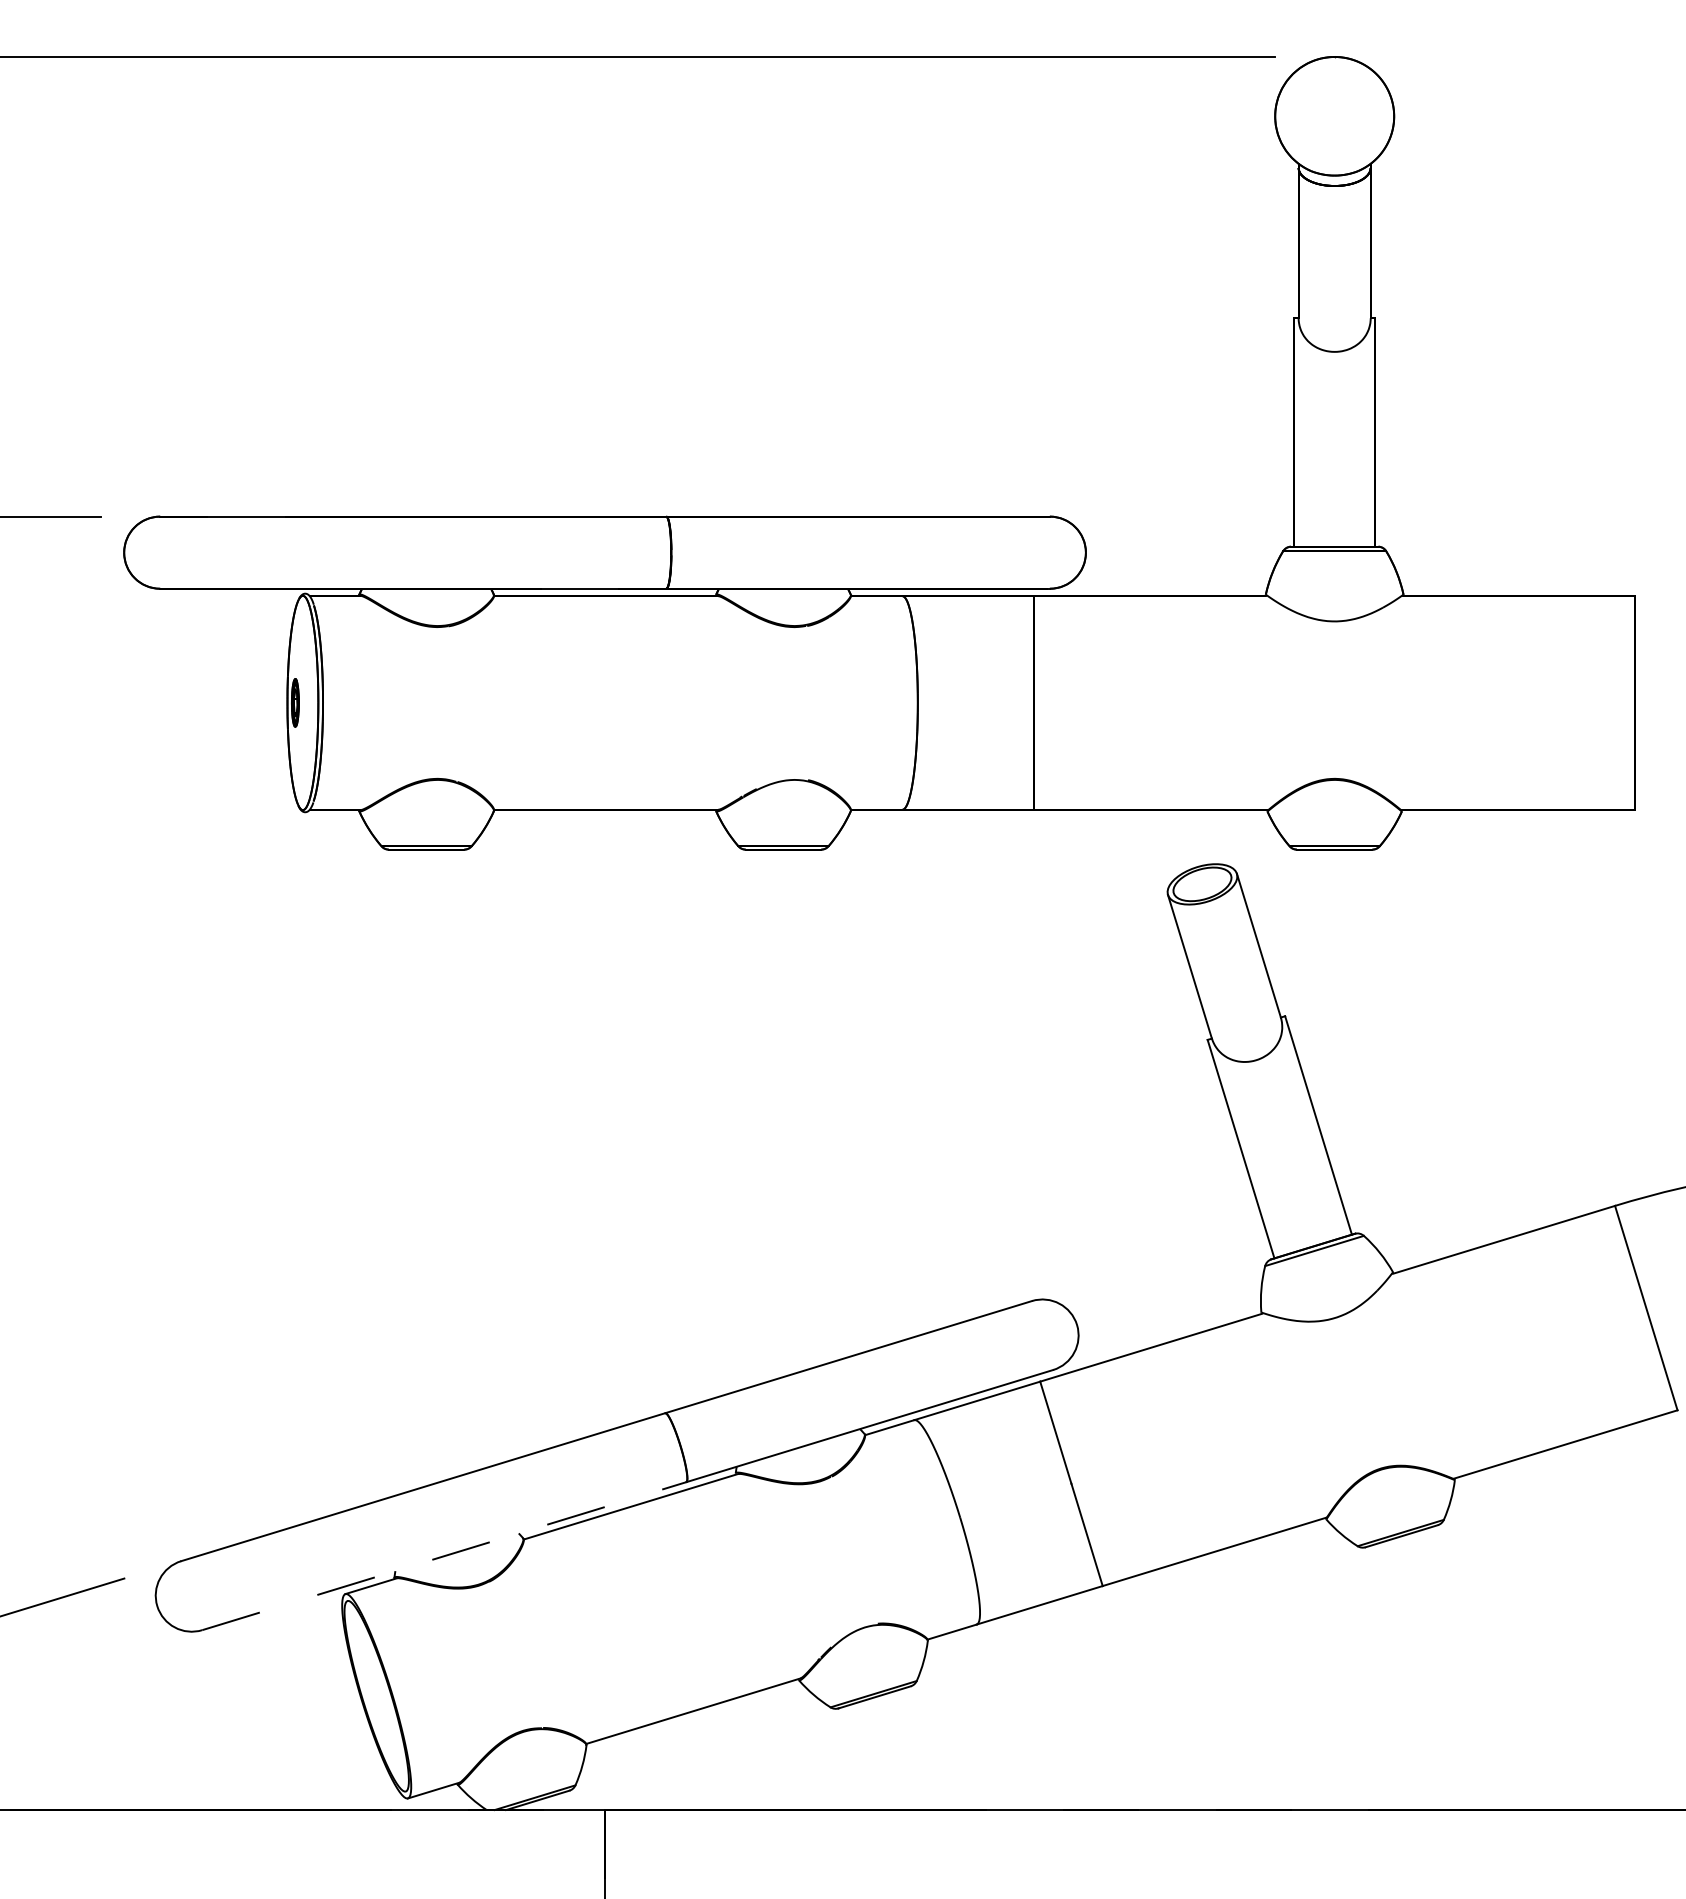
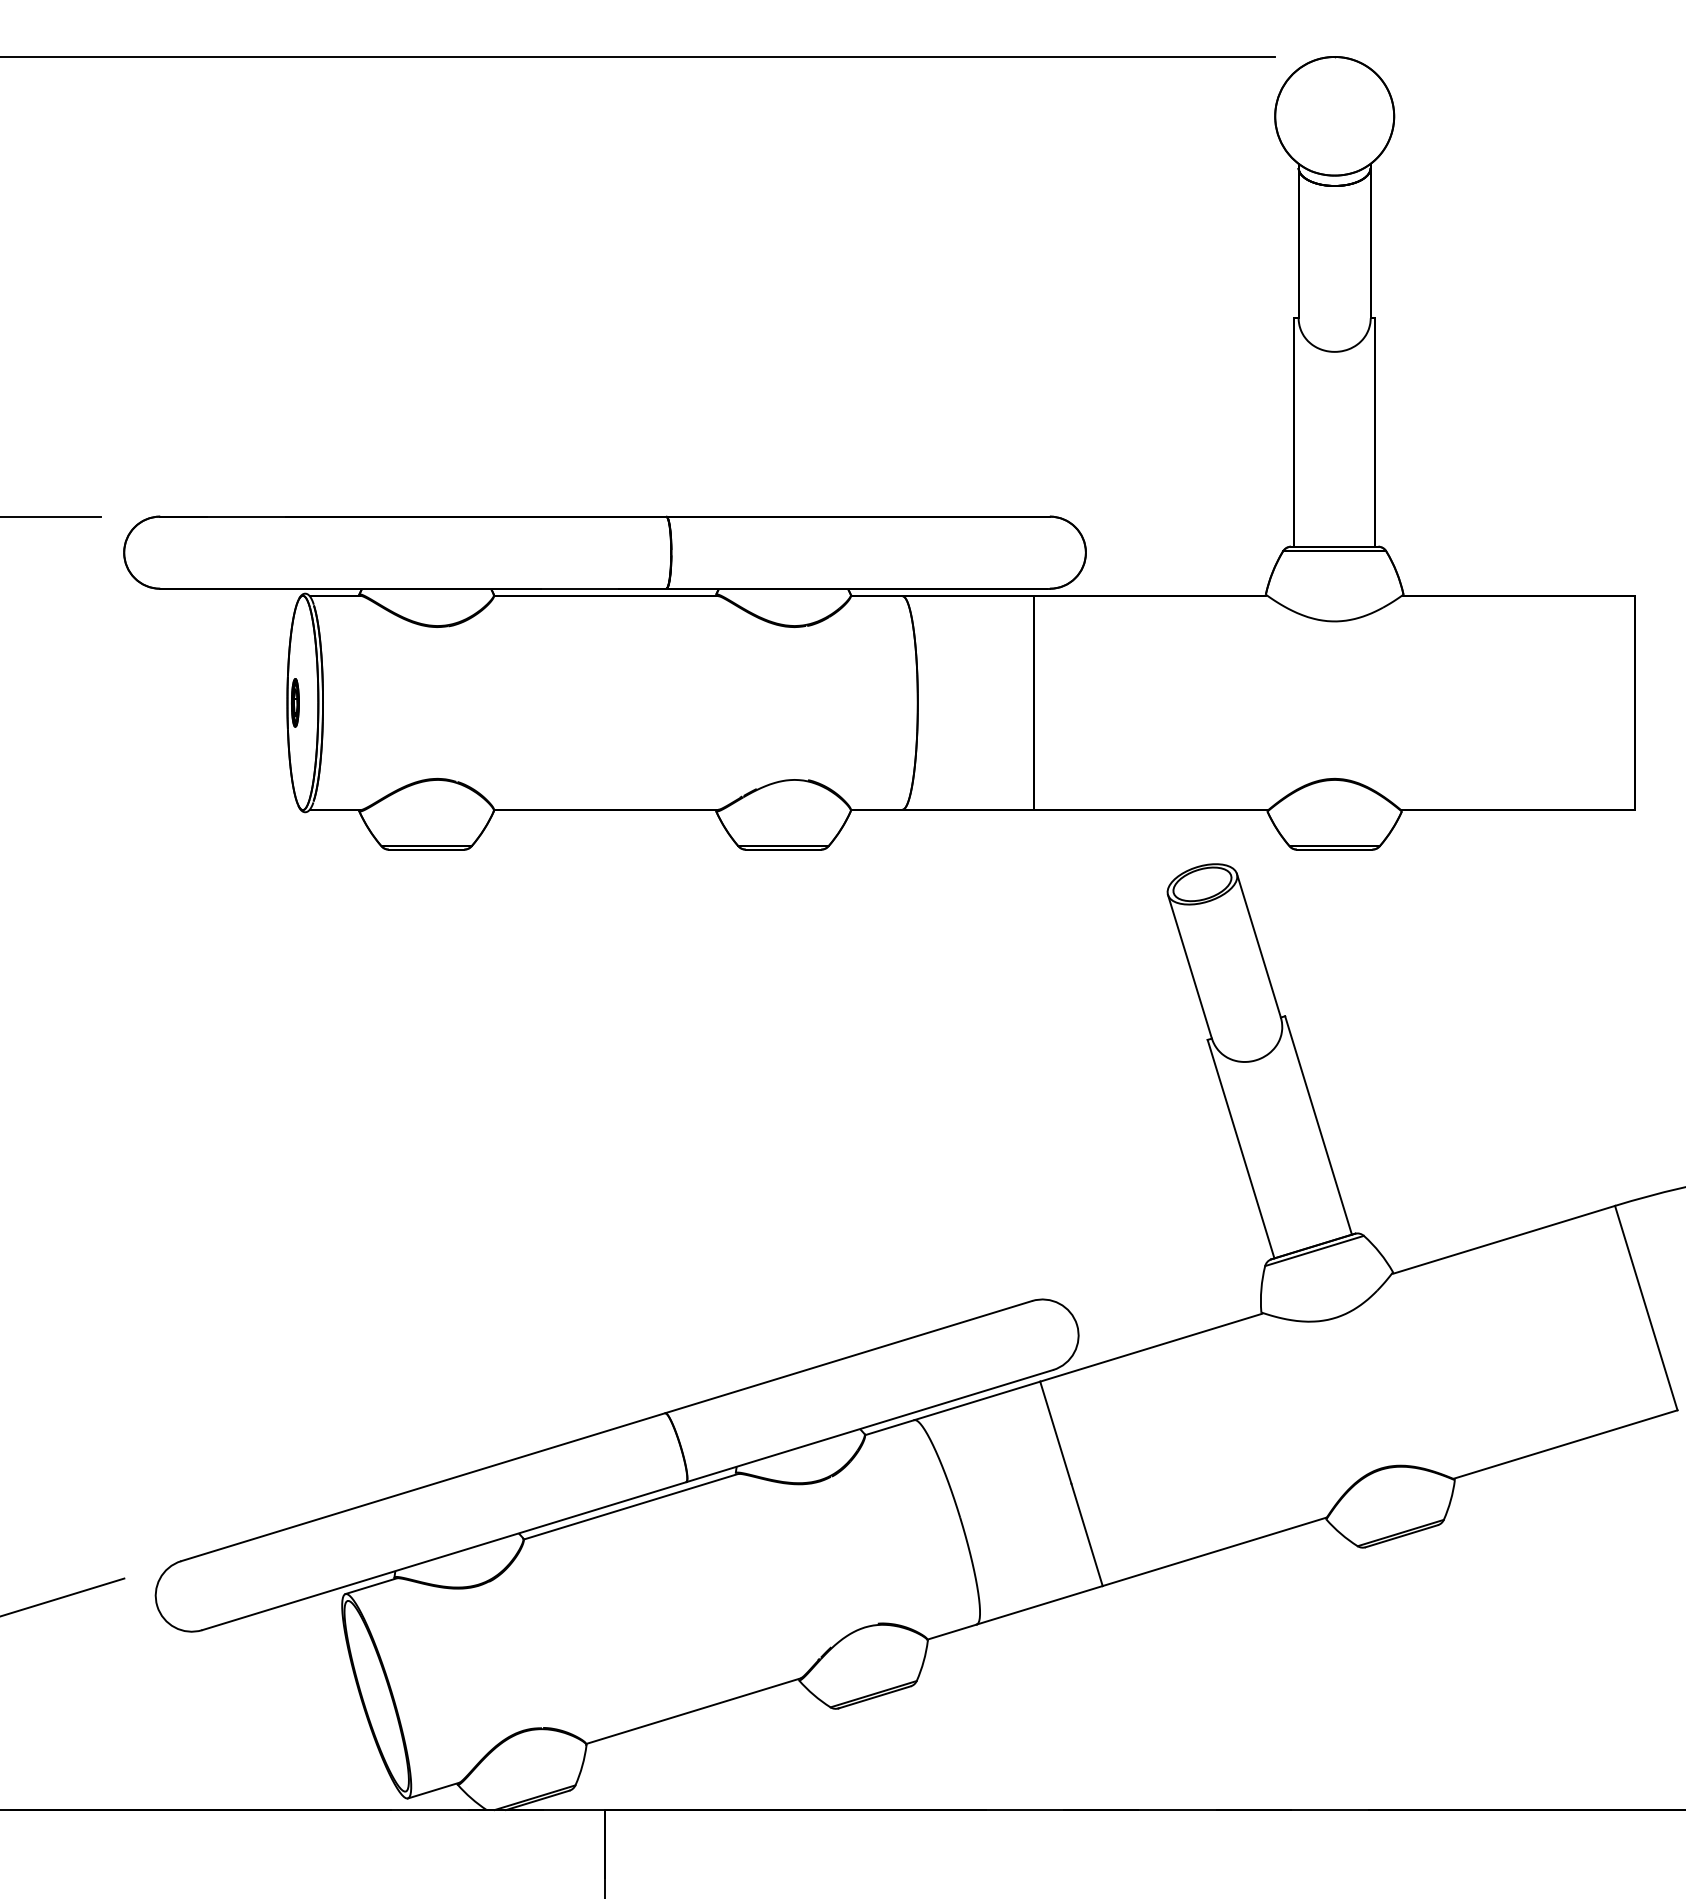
line: dashed -> solid (444, 1556)
